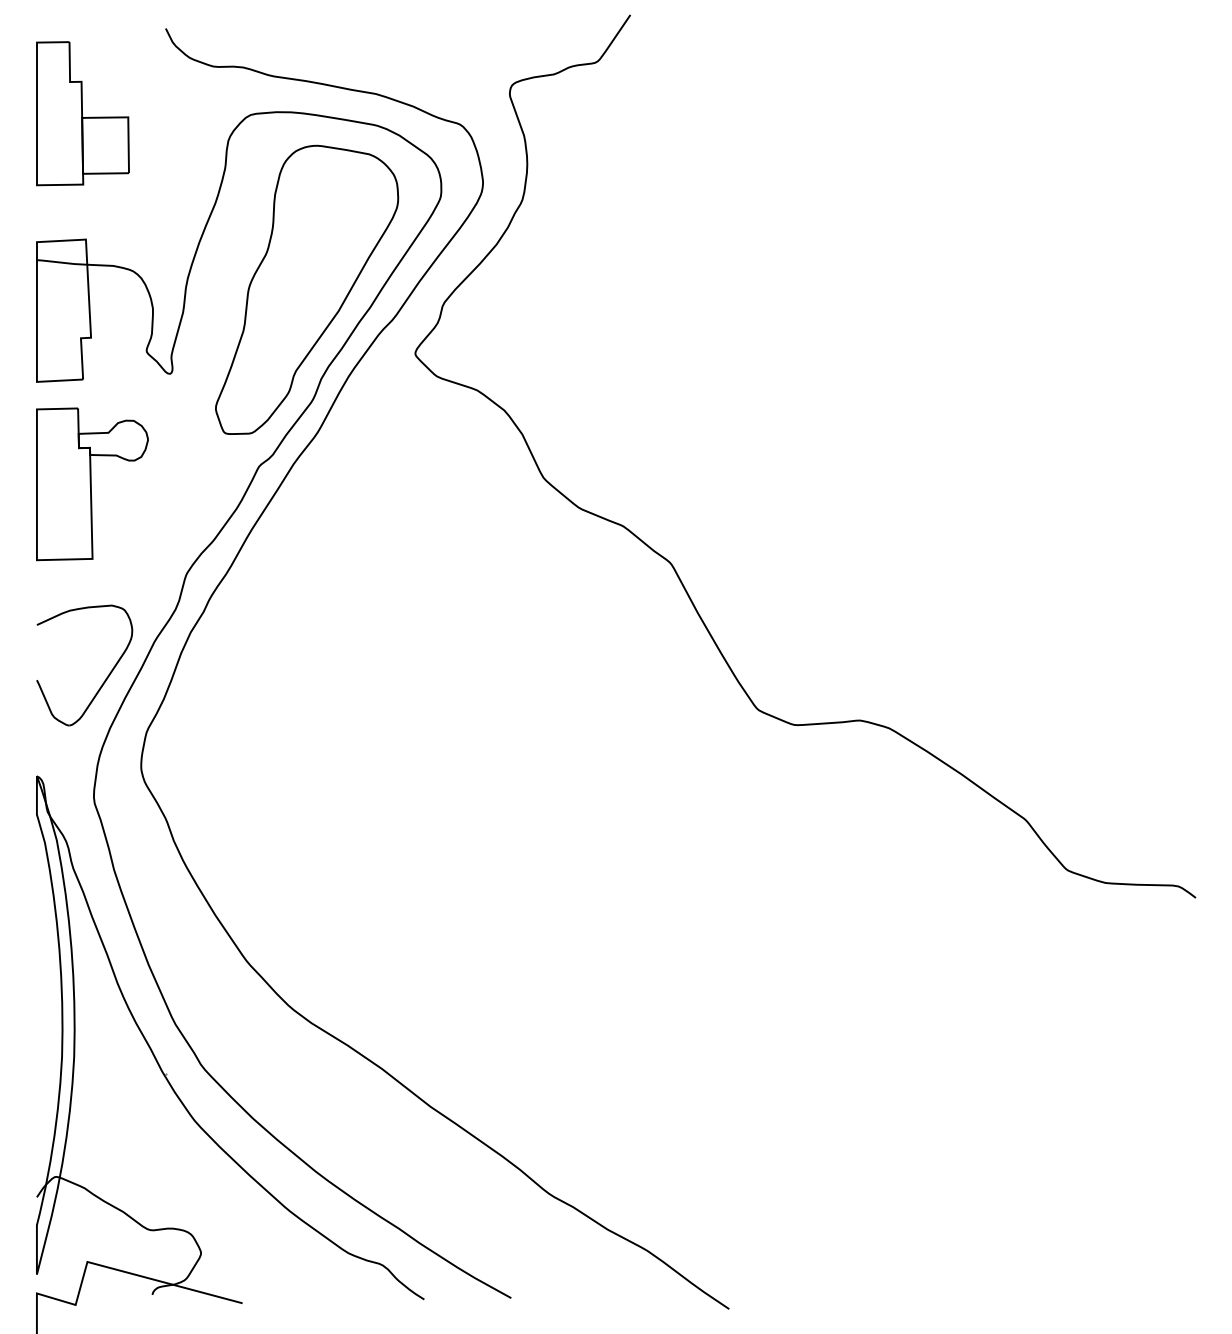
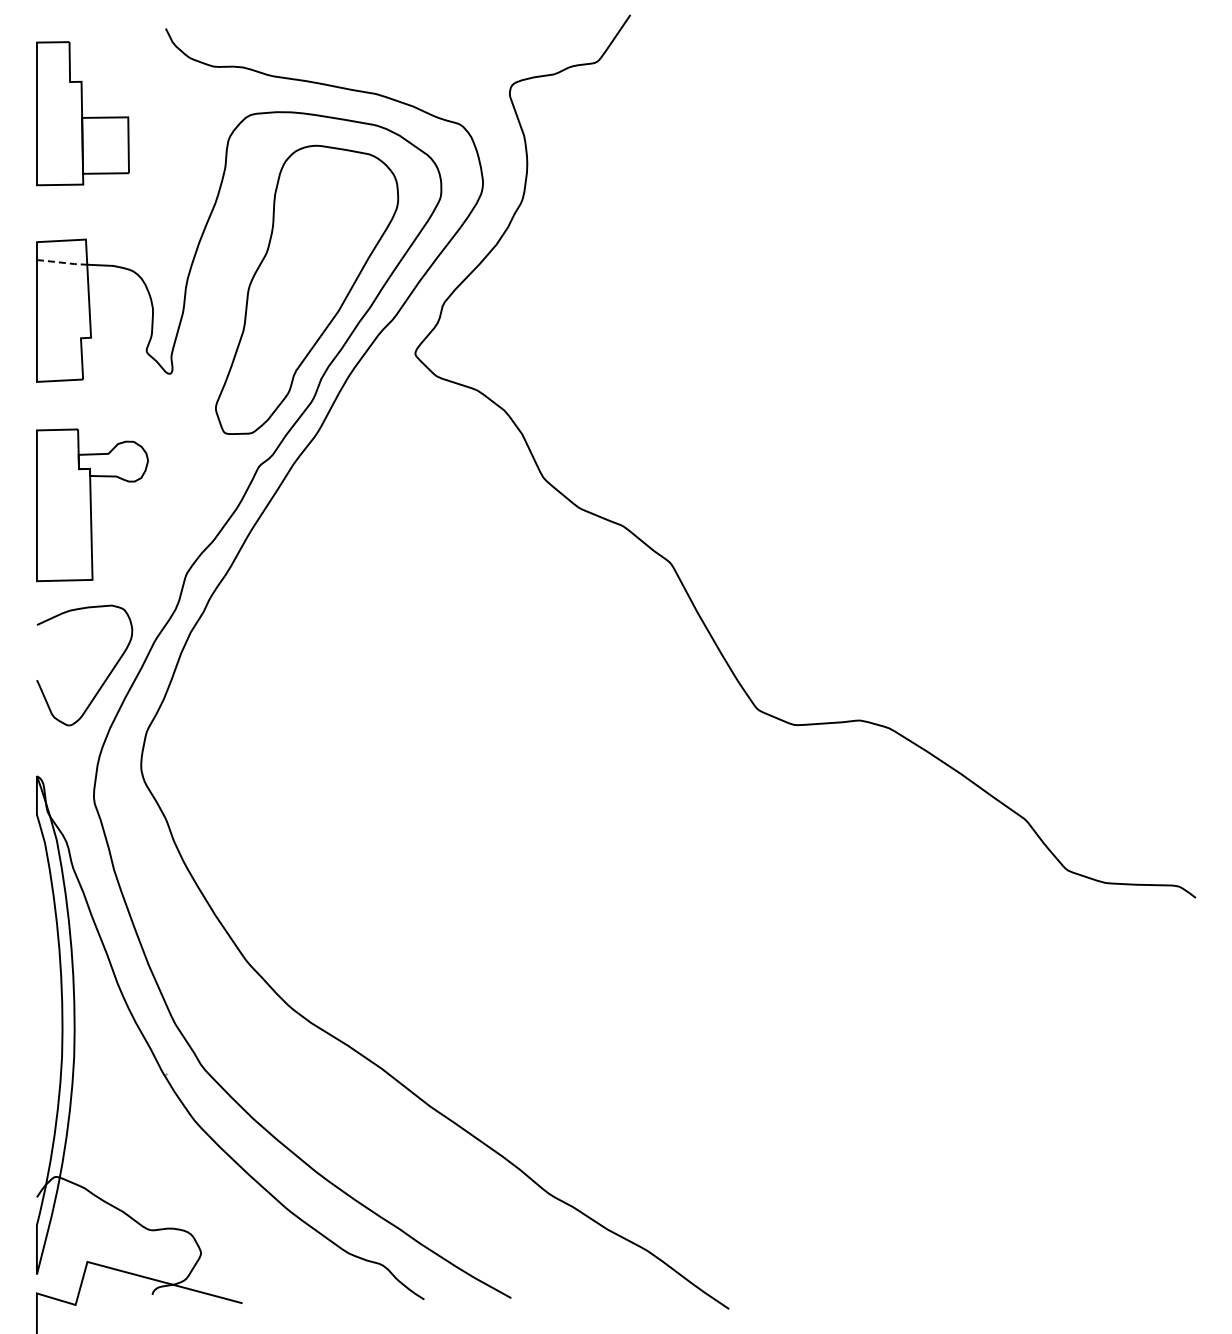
line: solid -> dashed (62, 262)
part position: (92, 484) -> (92, 505) (92, 505)
